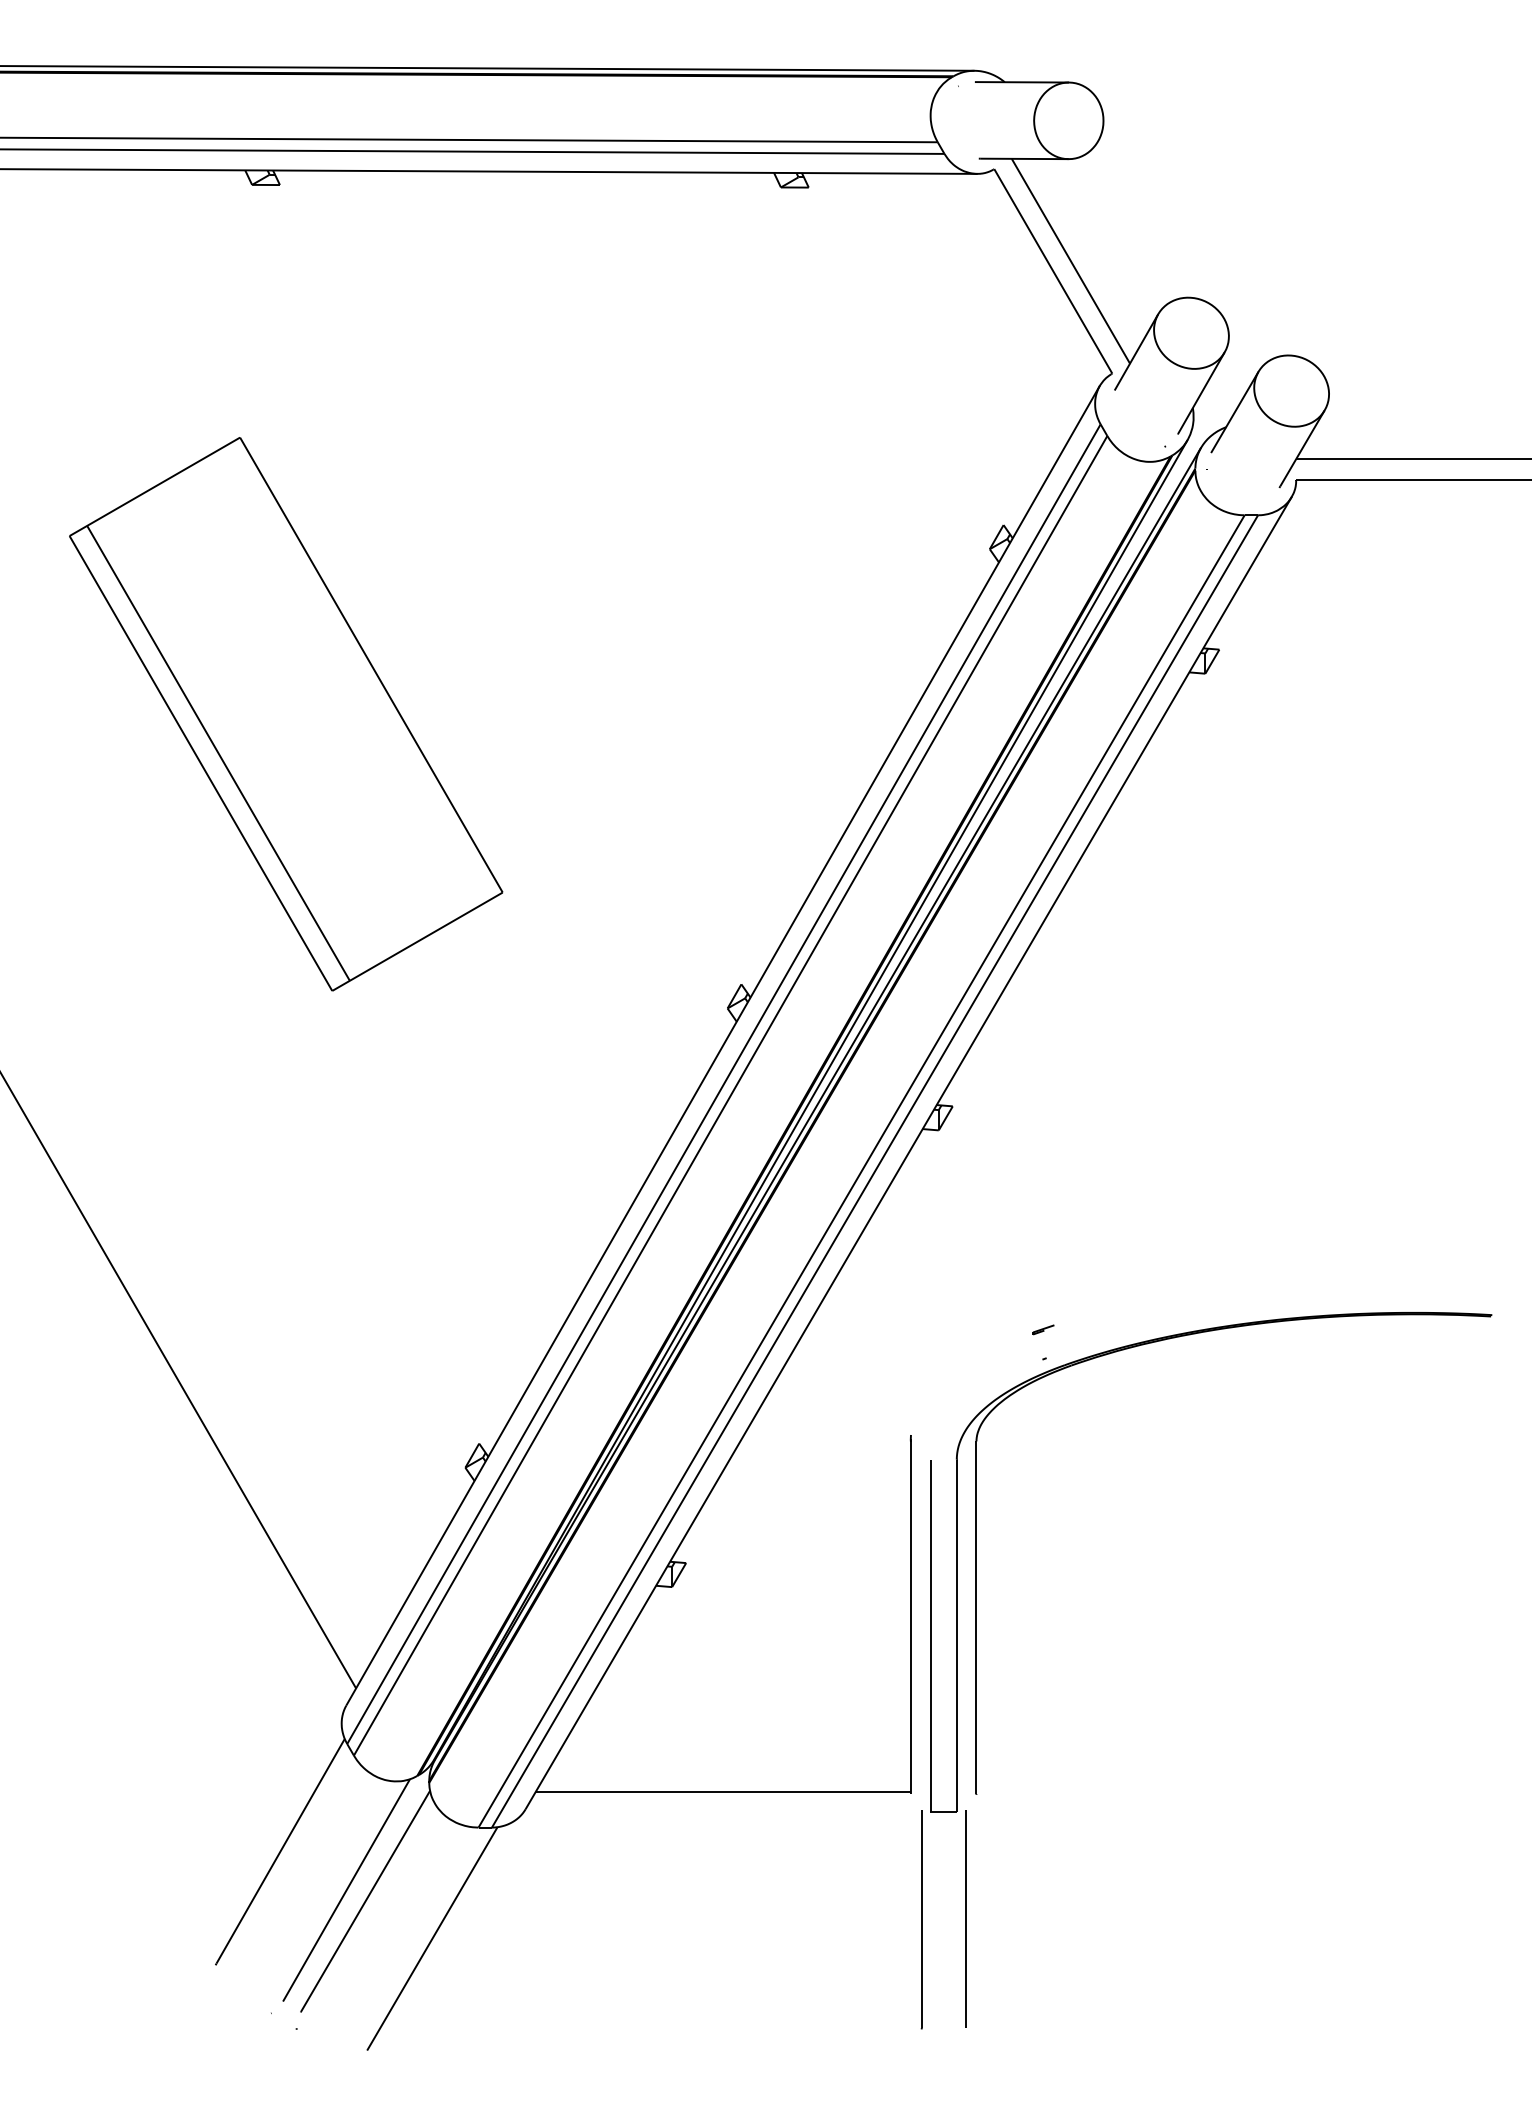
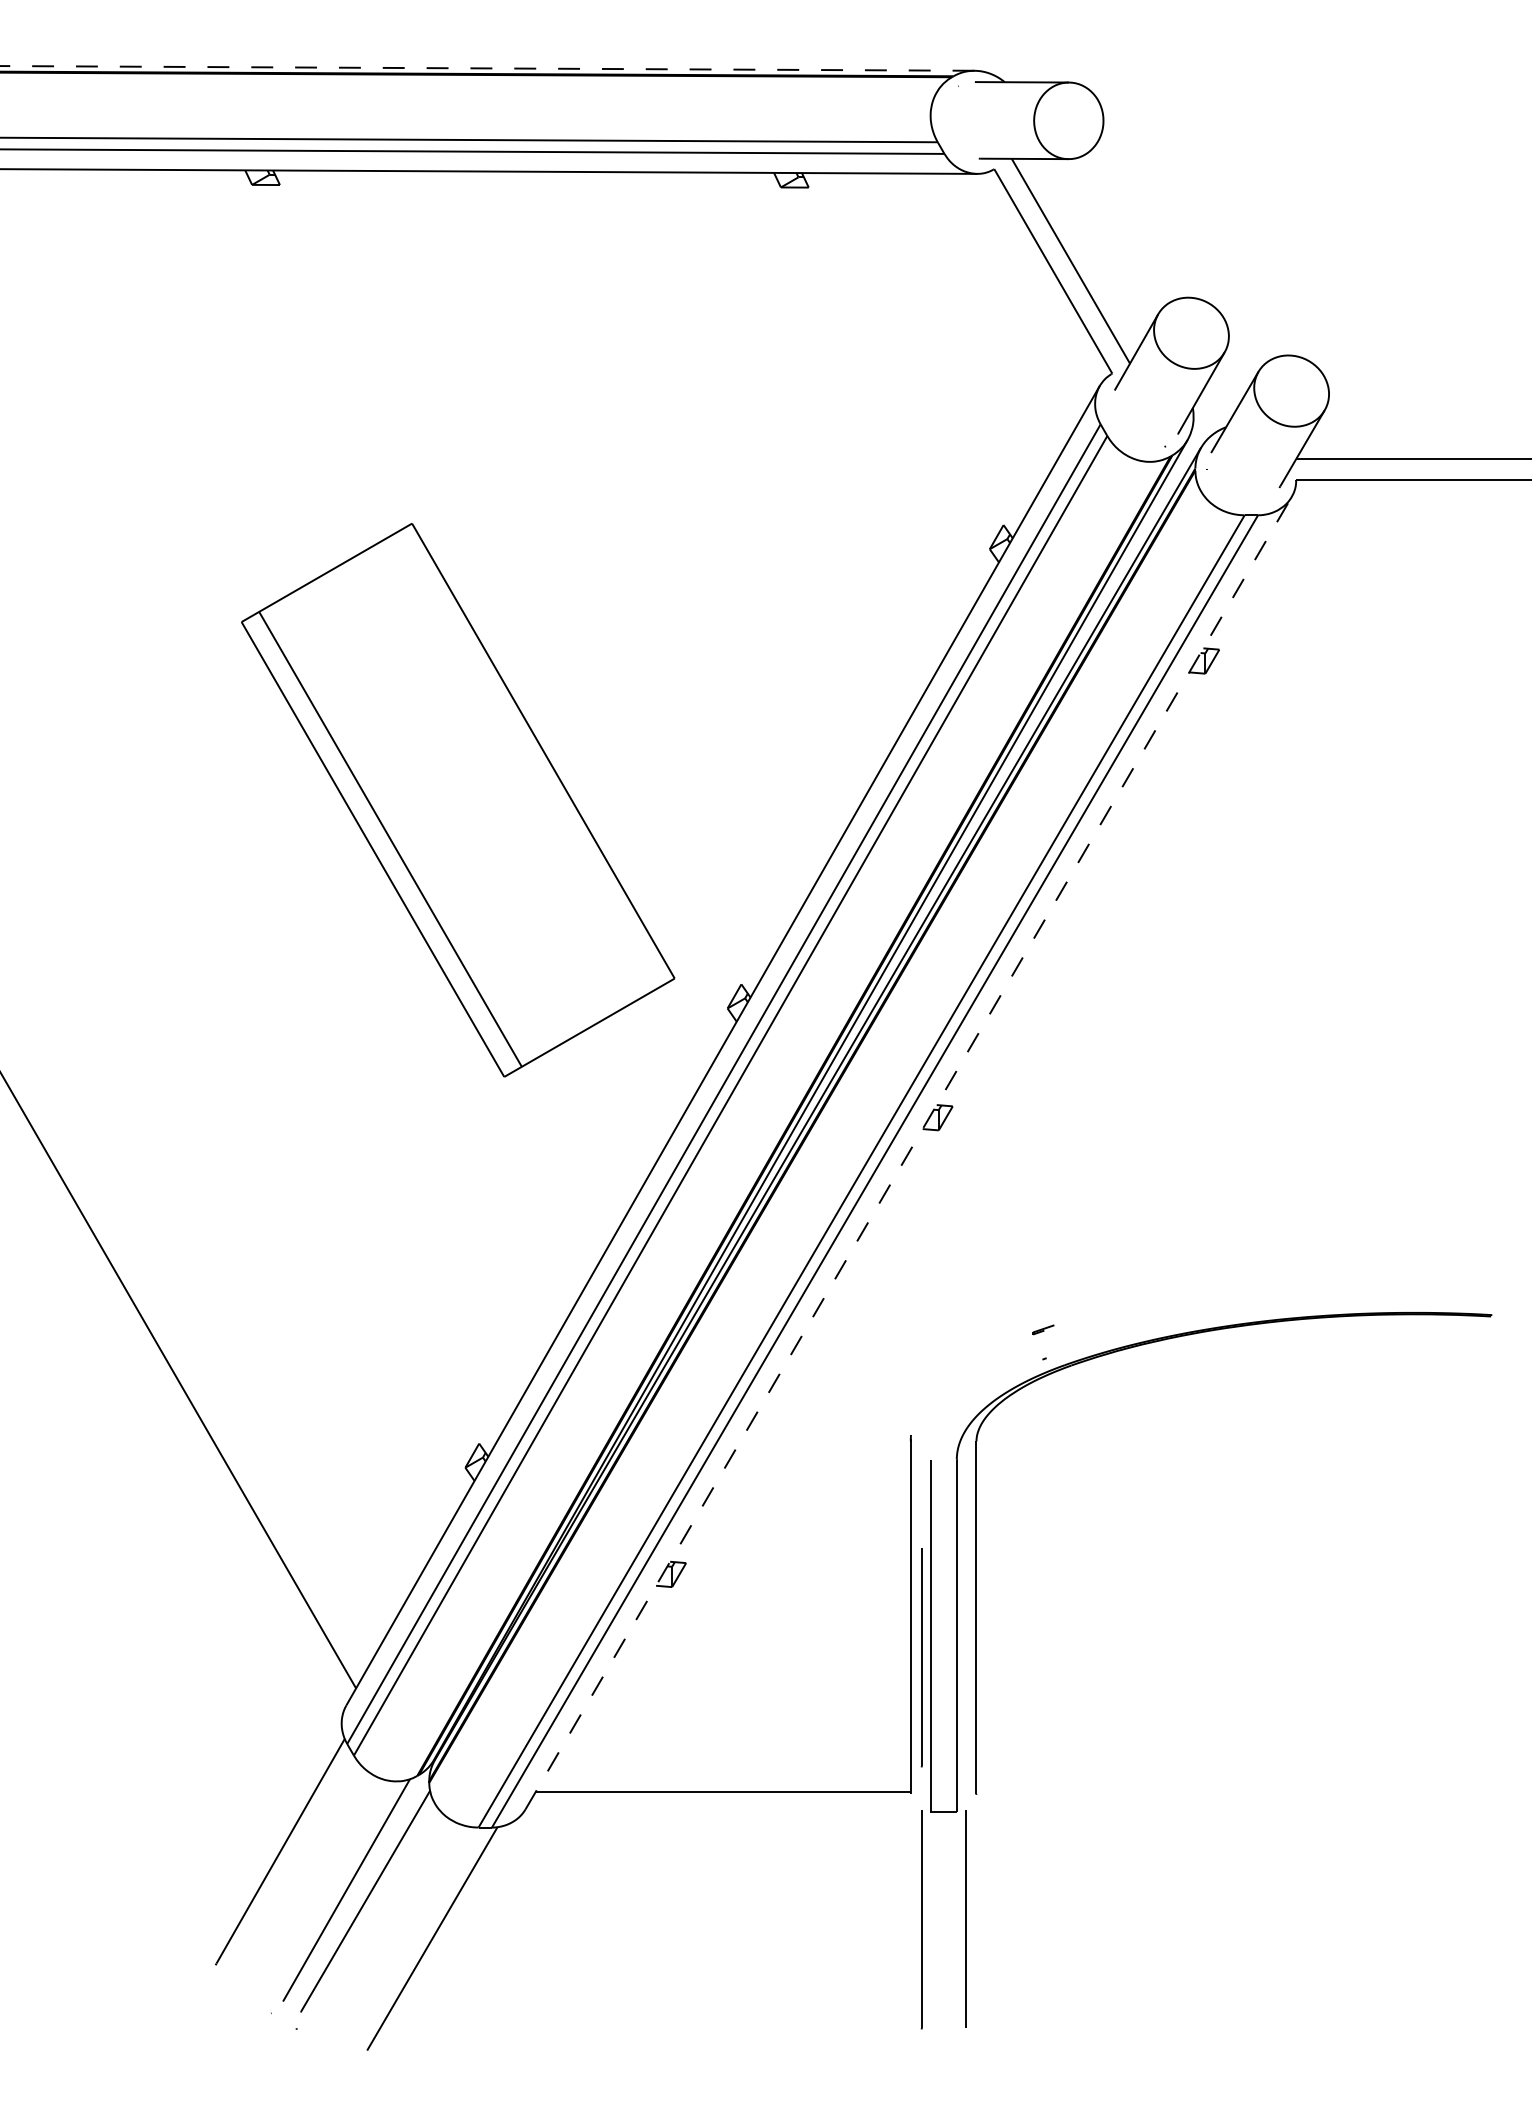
line: solid -> dashed (486, 68)
part position: (286, 714) -> (458, 800) (458, 800)
line: solid -> dashed (908, 1152)
line: none -> present (921, 1657)
